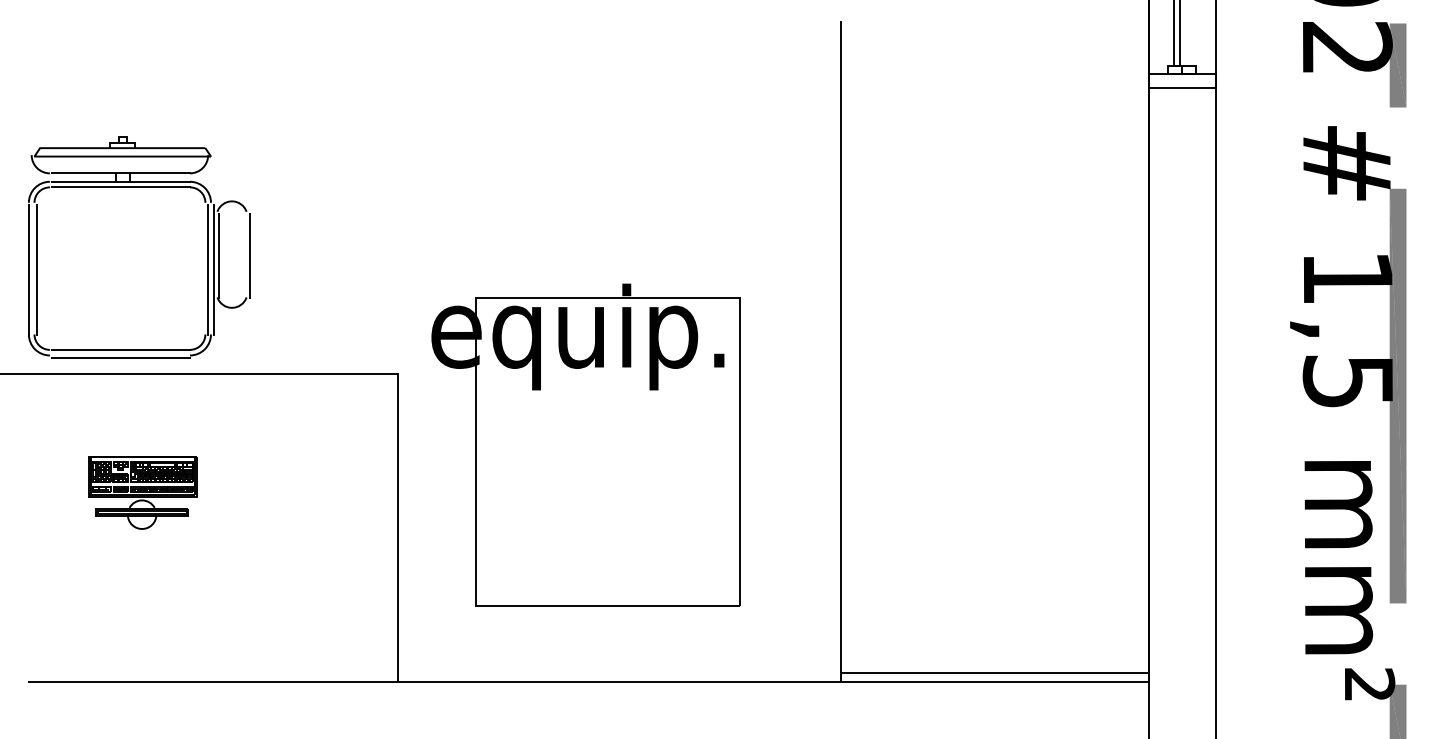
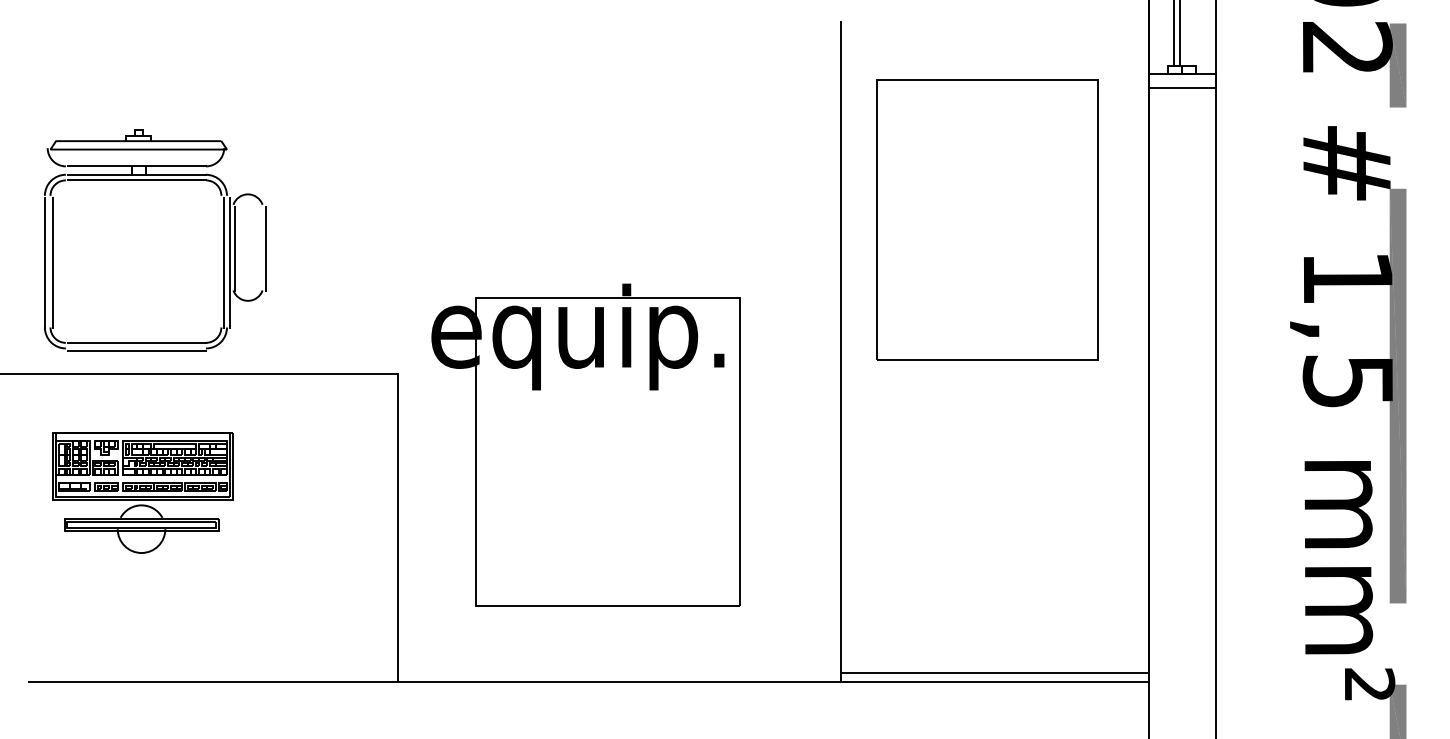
part position: (139, 187) -> (155, 180) (155, 180)
part: none -> present (987, 219)
part size: 110x74 px -> 182x122 px (142, 492)
